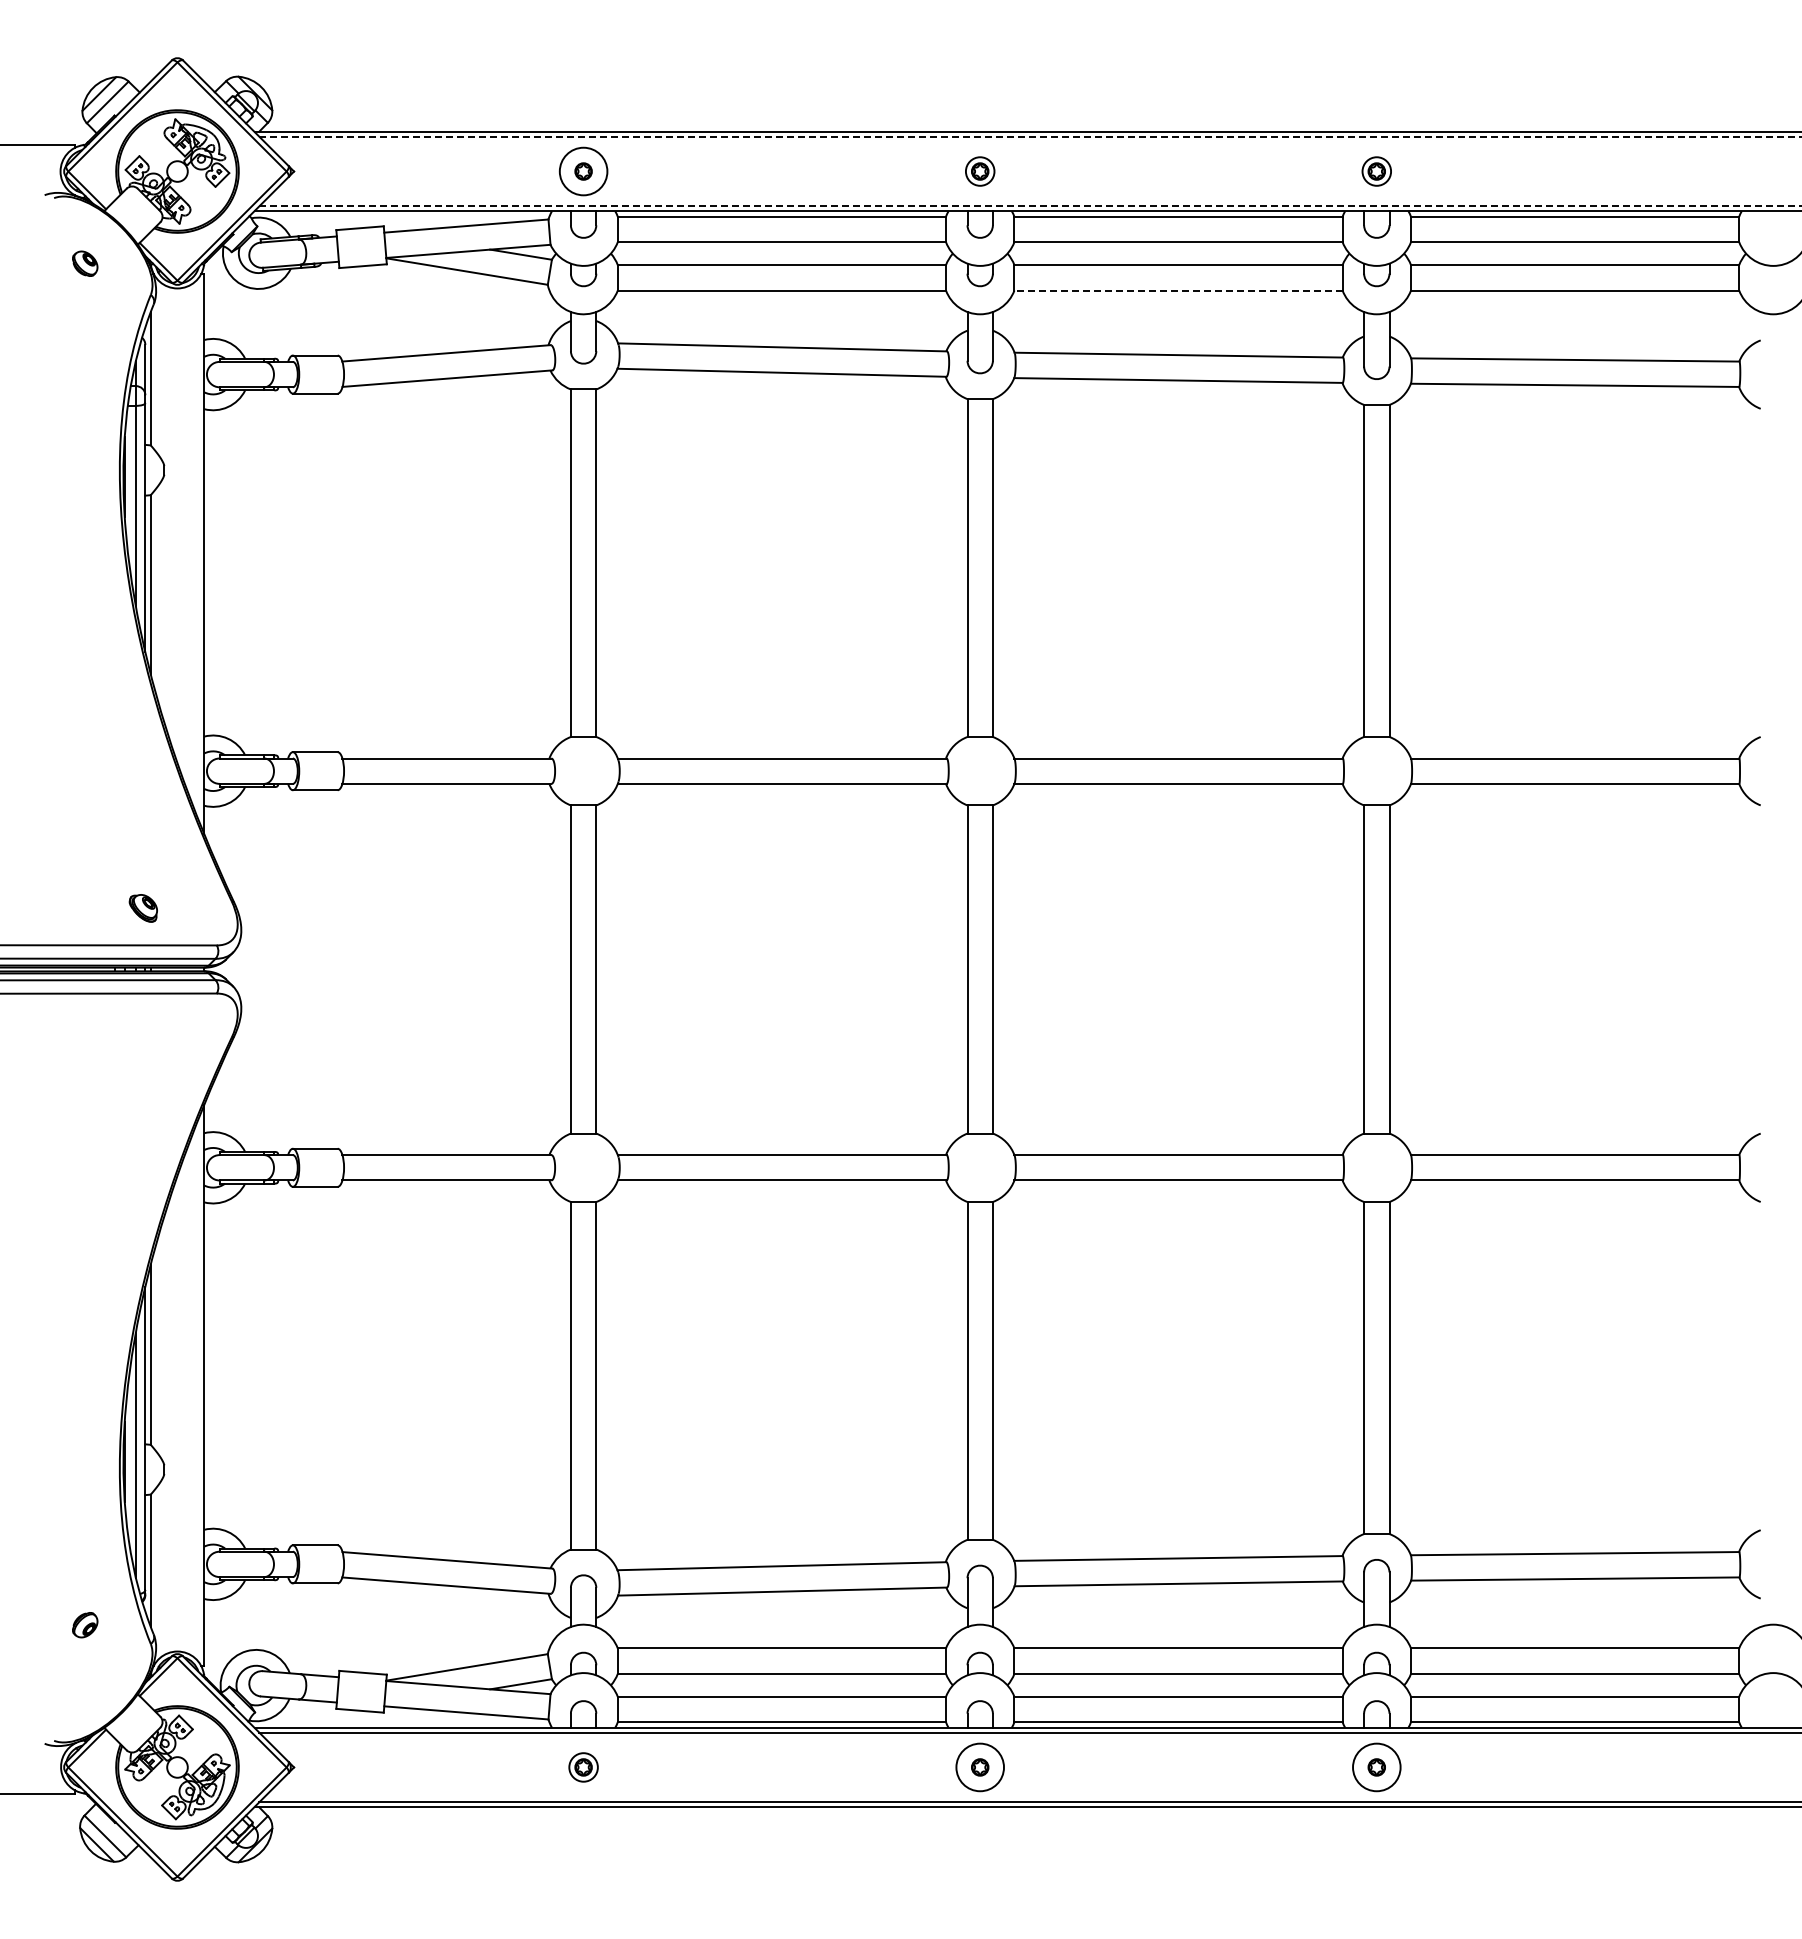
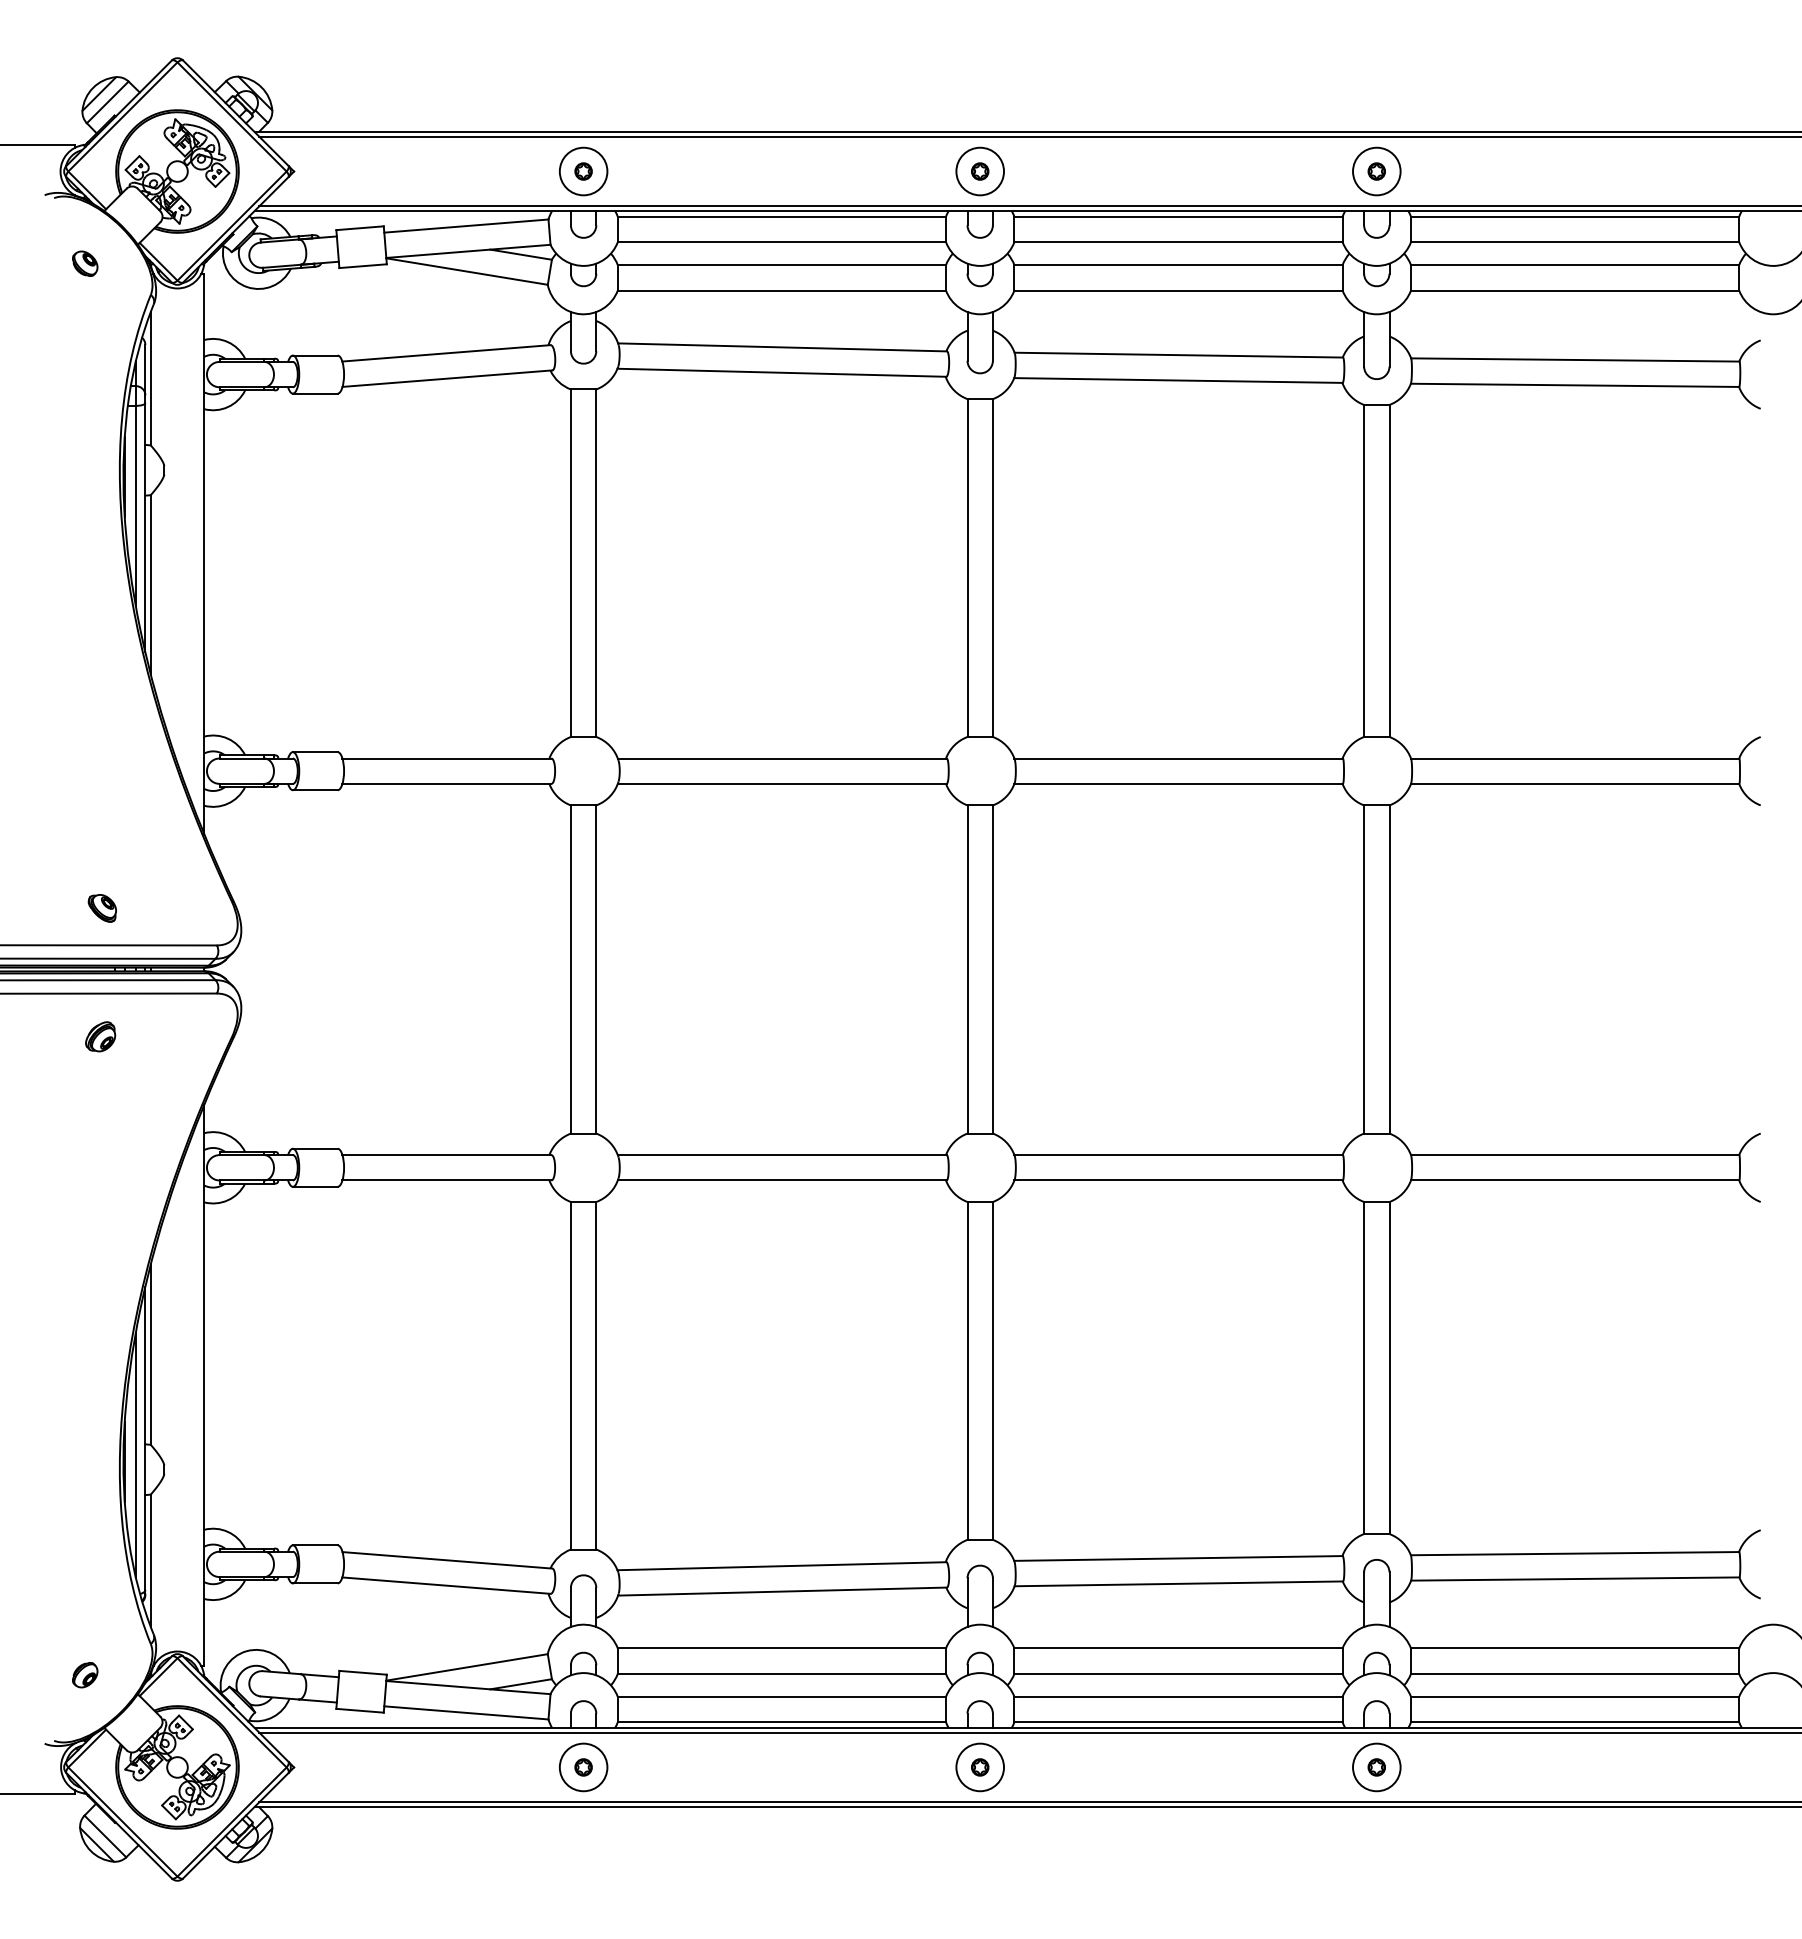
line: dashed -> solid (1031, 136)
circle diameter: 29 px -> 48 px (980, 171)
circle diameter: 29 px -> 48 px (1376, 171)
line: dashed -> solid (1031, 206)
line: dashed -> solid (1178, 290)
part position: (142, 908) -> (101, 908) (101, 908)
part: none -> present (100, 1036)
part position: (85, 1625) -> (85, 1675) (85, 1675)
circle diameter: 29 px -> 48 px (583, 1767)
